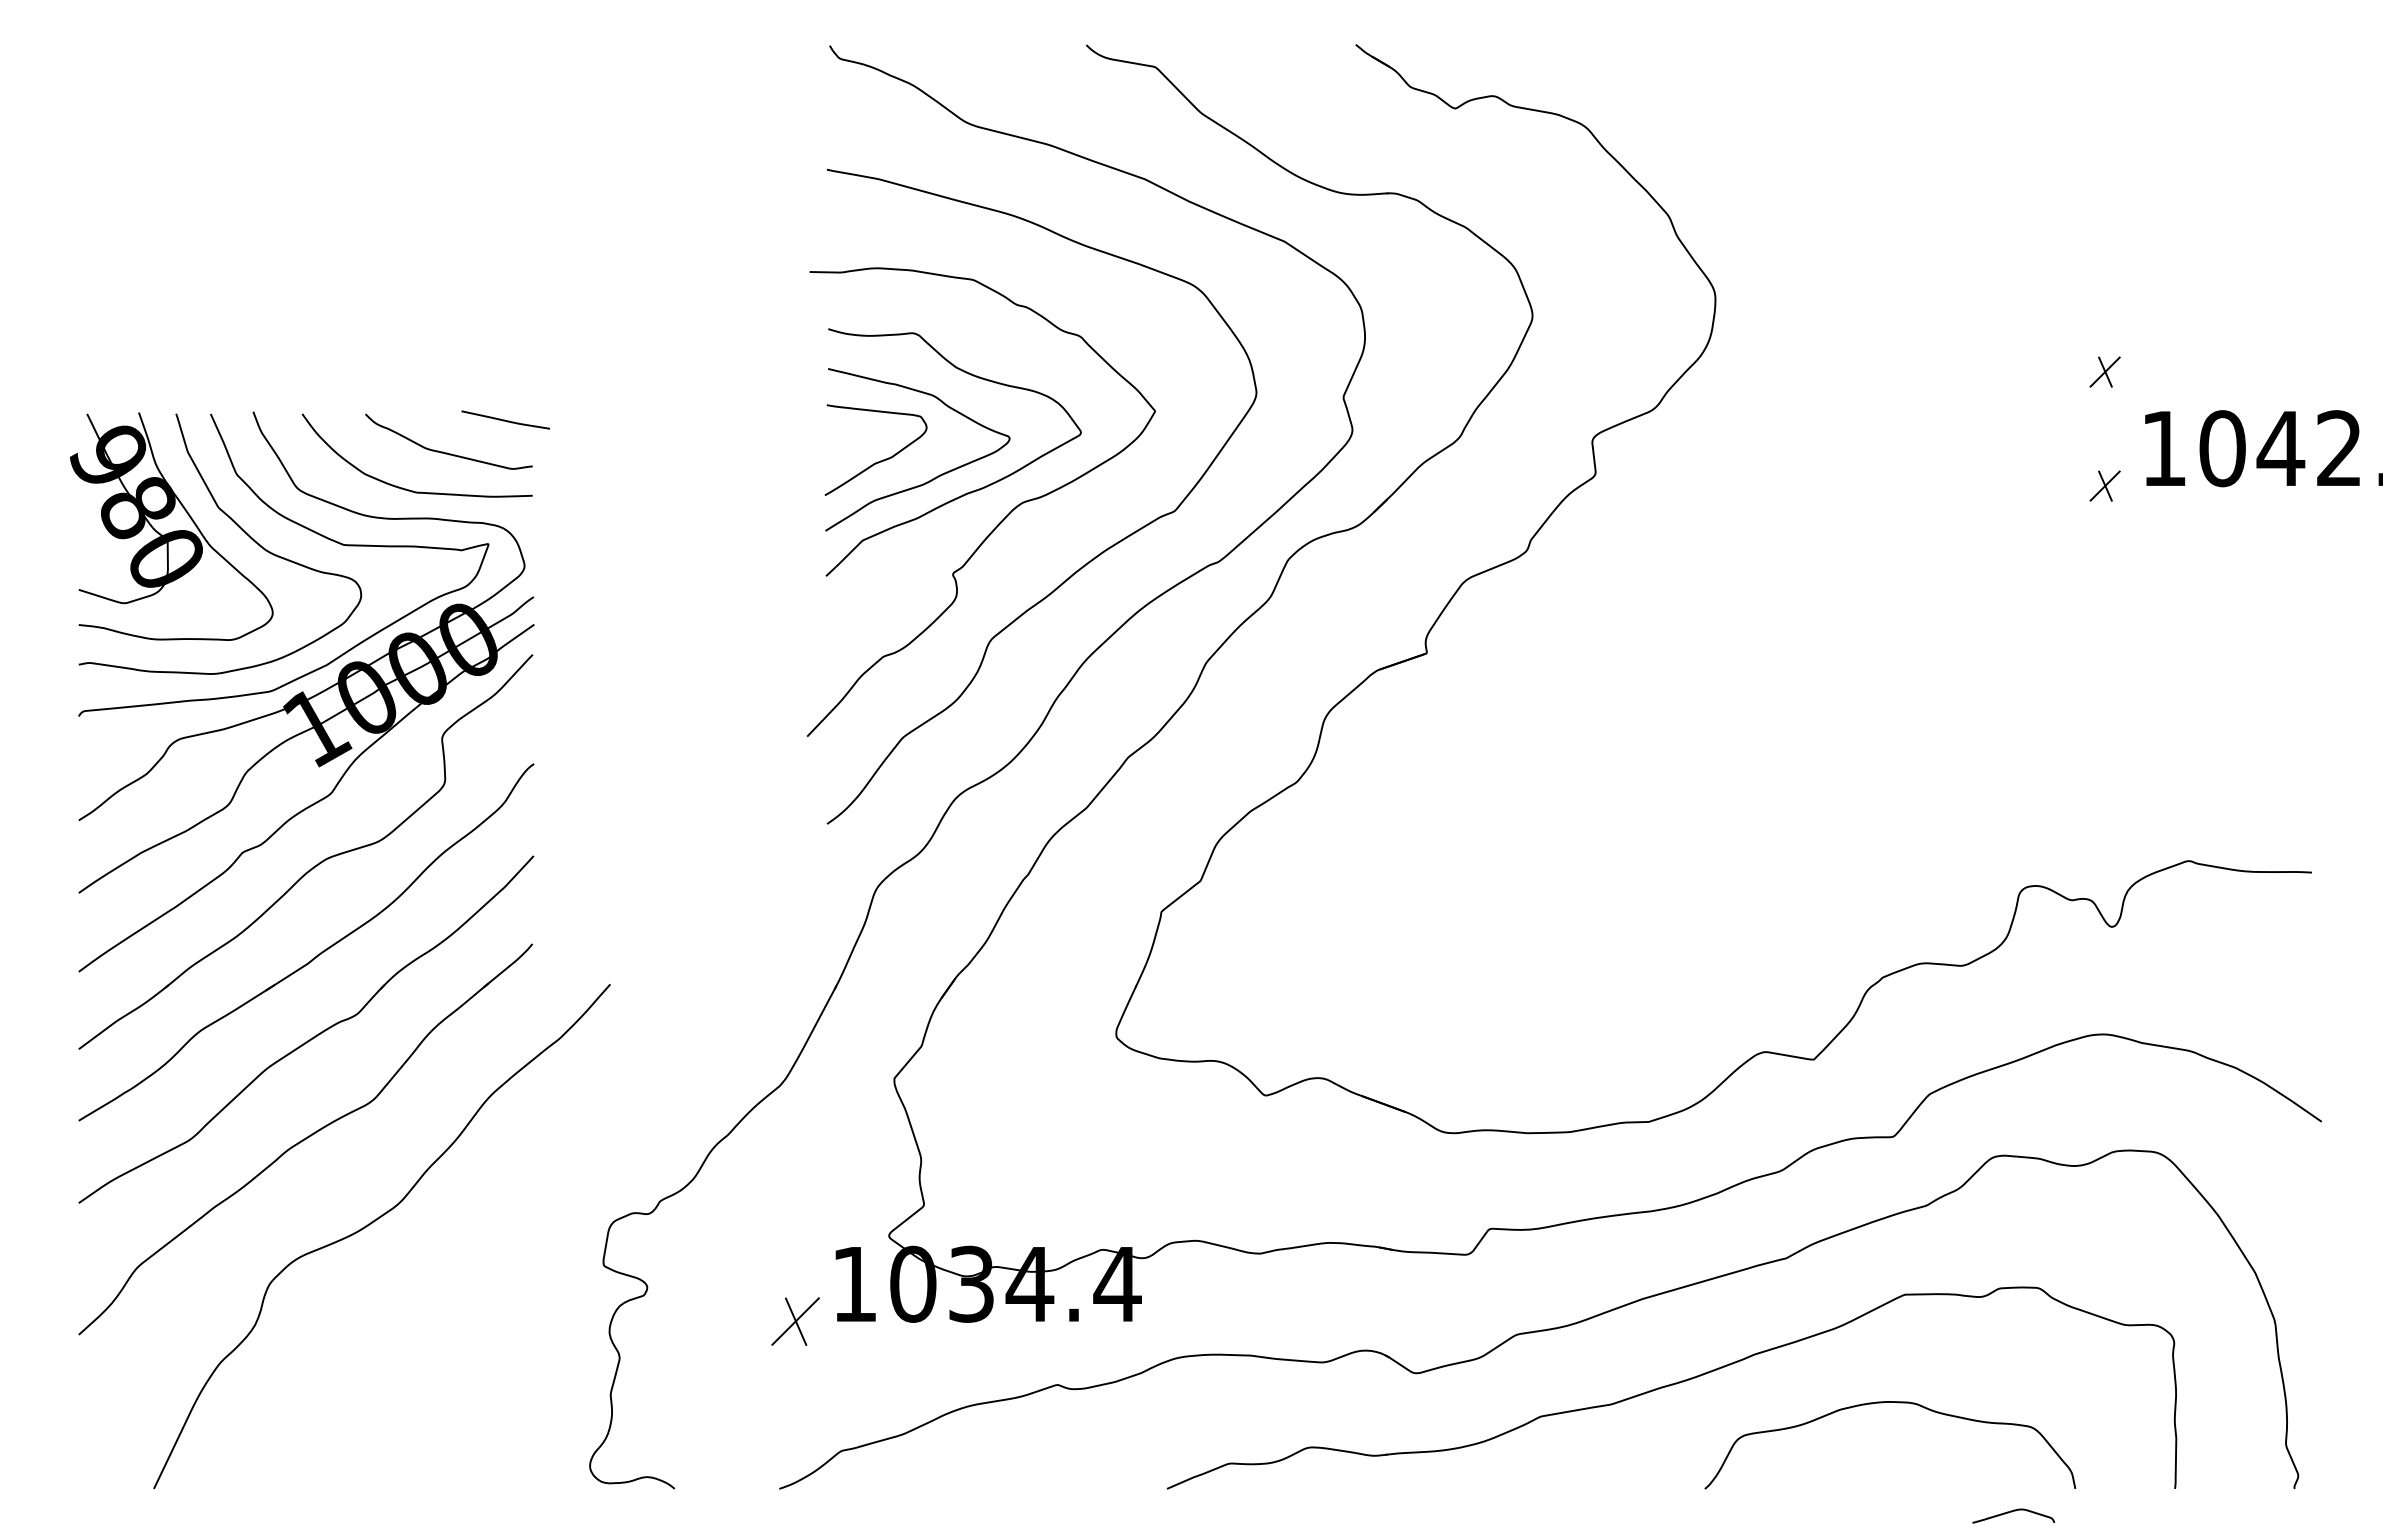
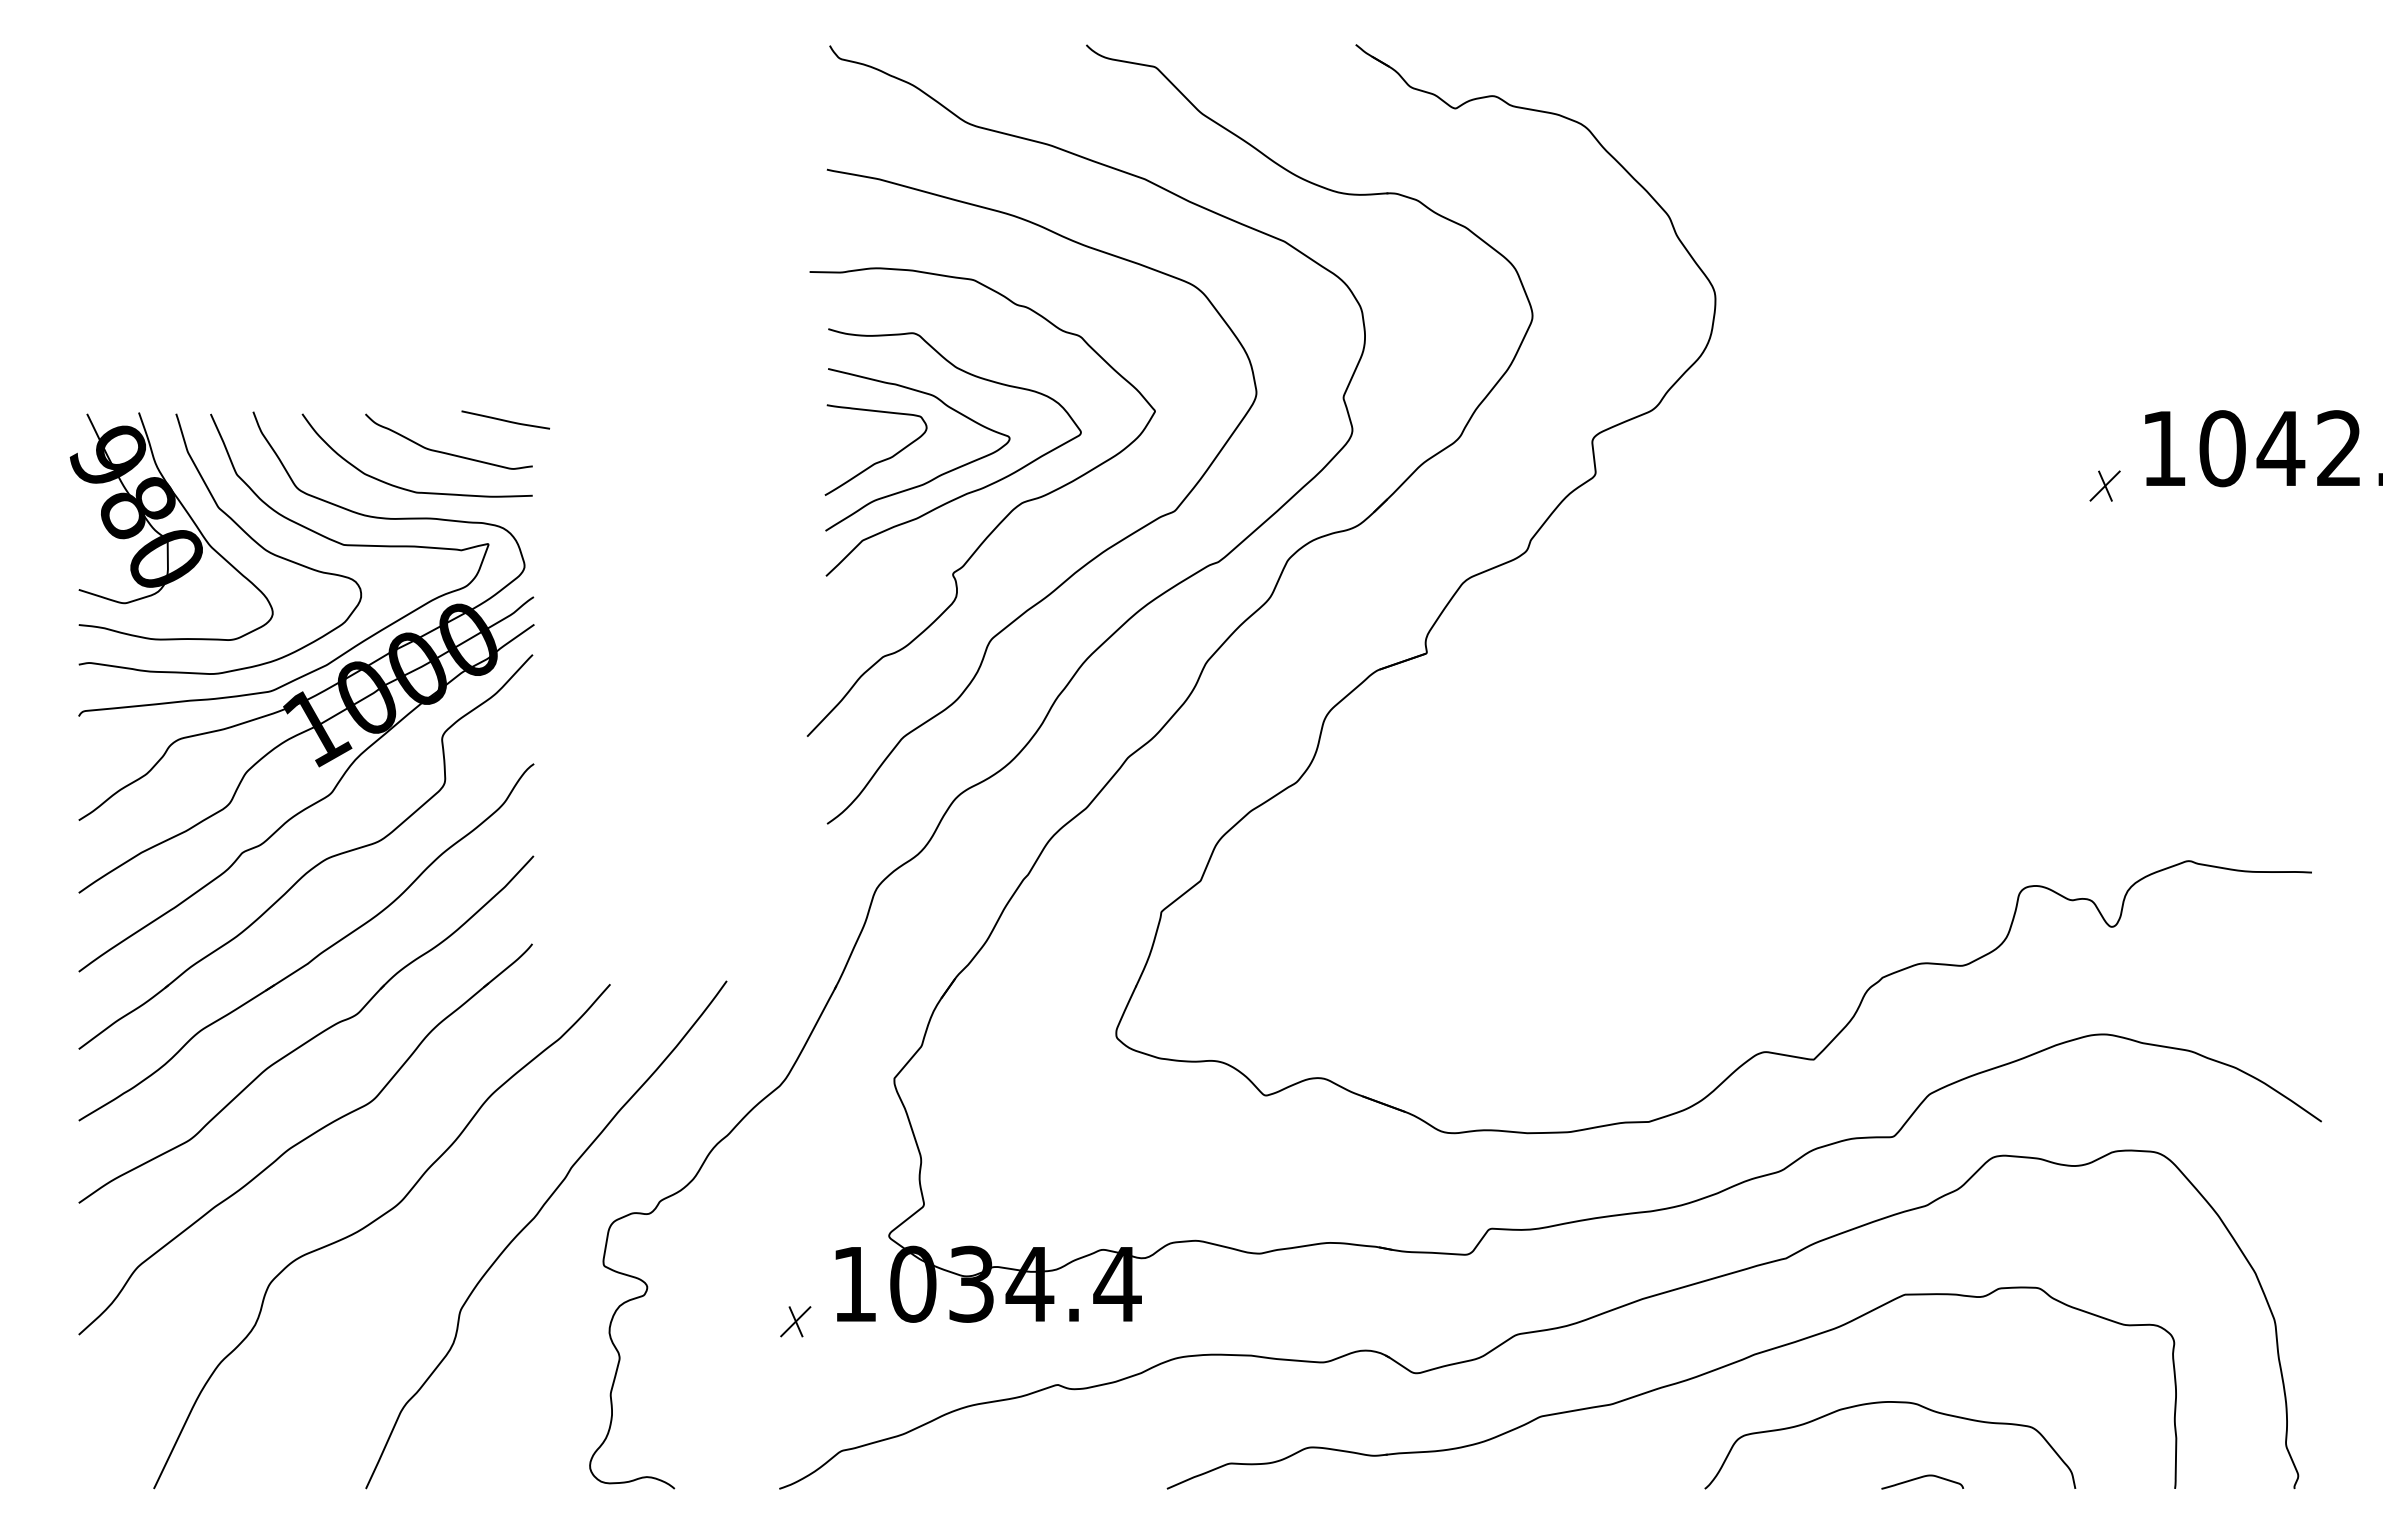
part: present -> none (2104, 371)
curve: none -> present (533, 1220)
part size: 49x49 px -> 32x32 px (795, 1321)
curve position: (2012, 1512) -> (1921, 1478) (1921, 1478)
